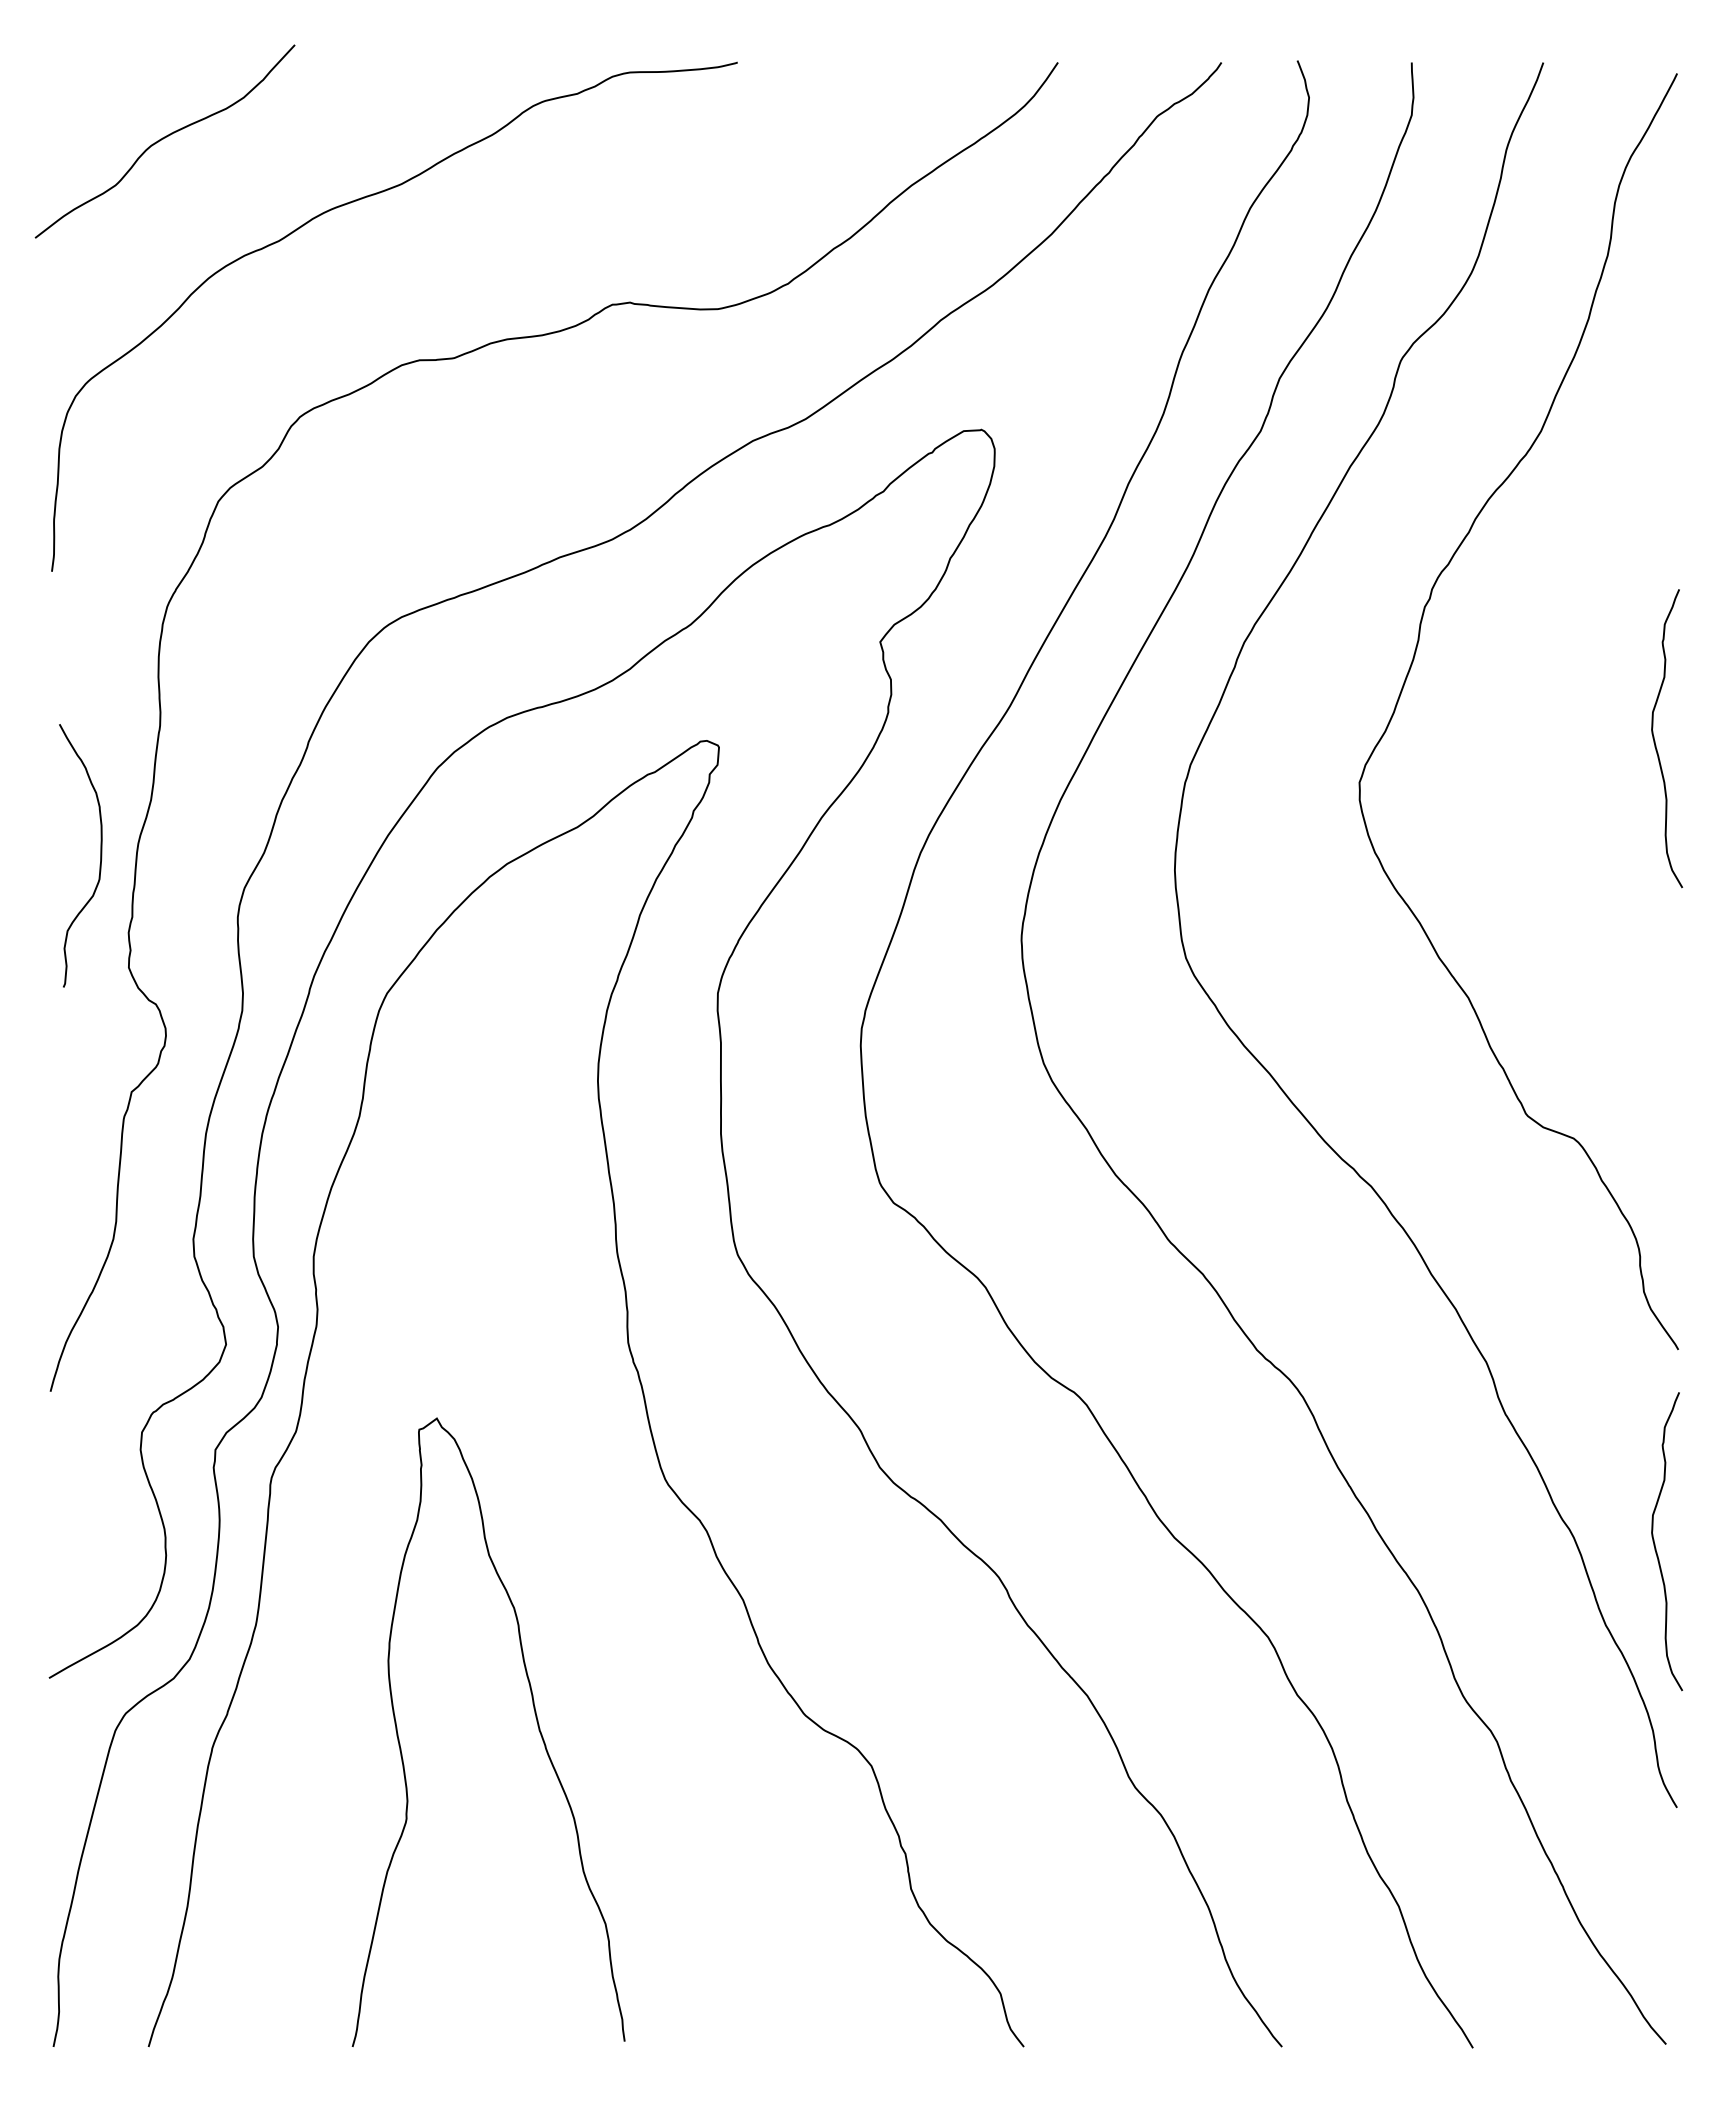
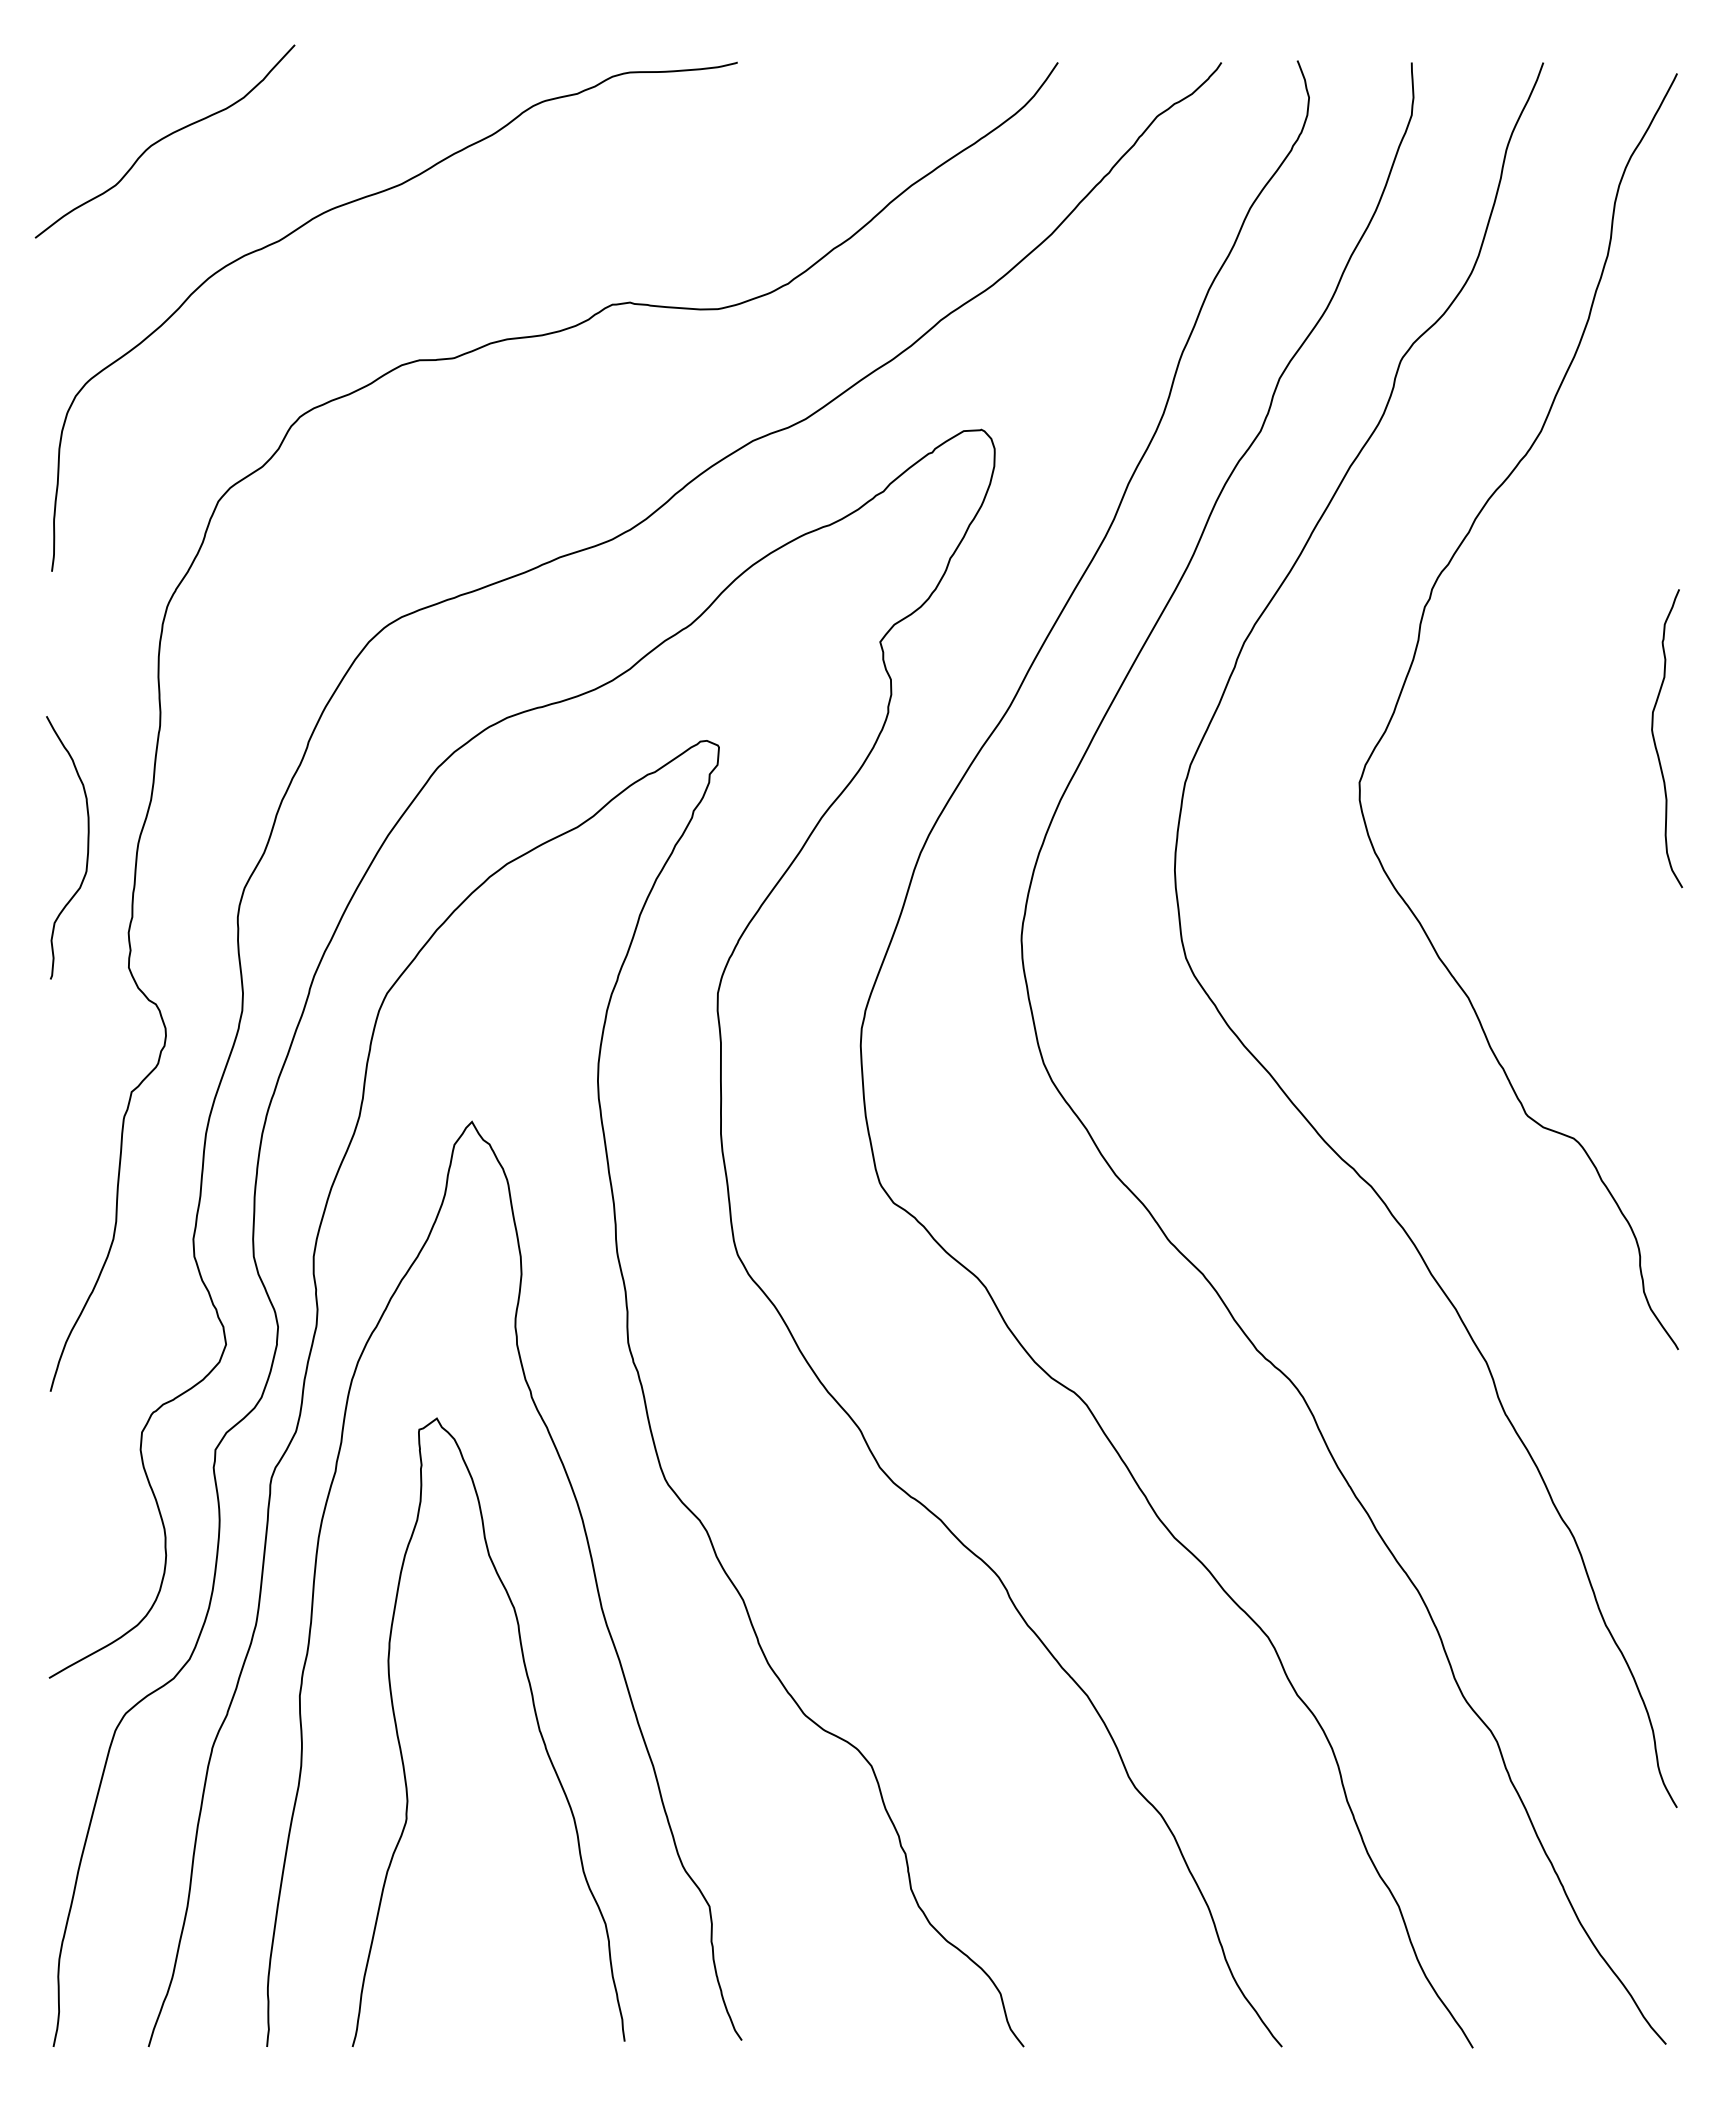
curve position: (100, 855) -> (87, 847) (87, 847)
curve: present -> none (1655, 1543)
curve: none -> present (591, 1564)
